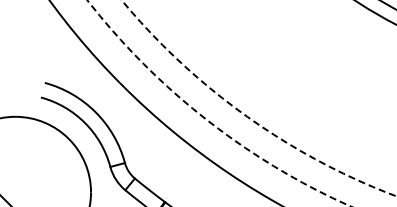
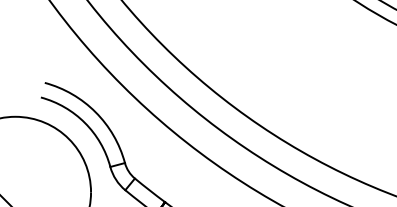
arc: dashed -> solid (248, 117)
arc: dashed -> solid (206, 119)
